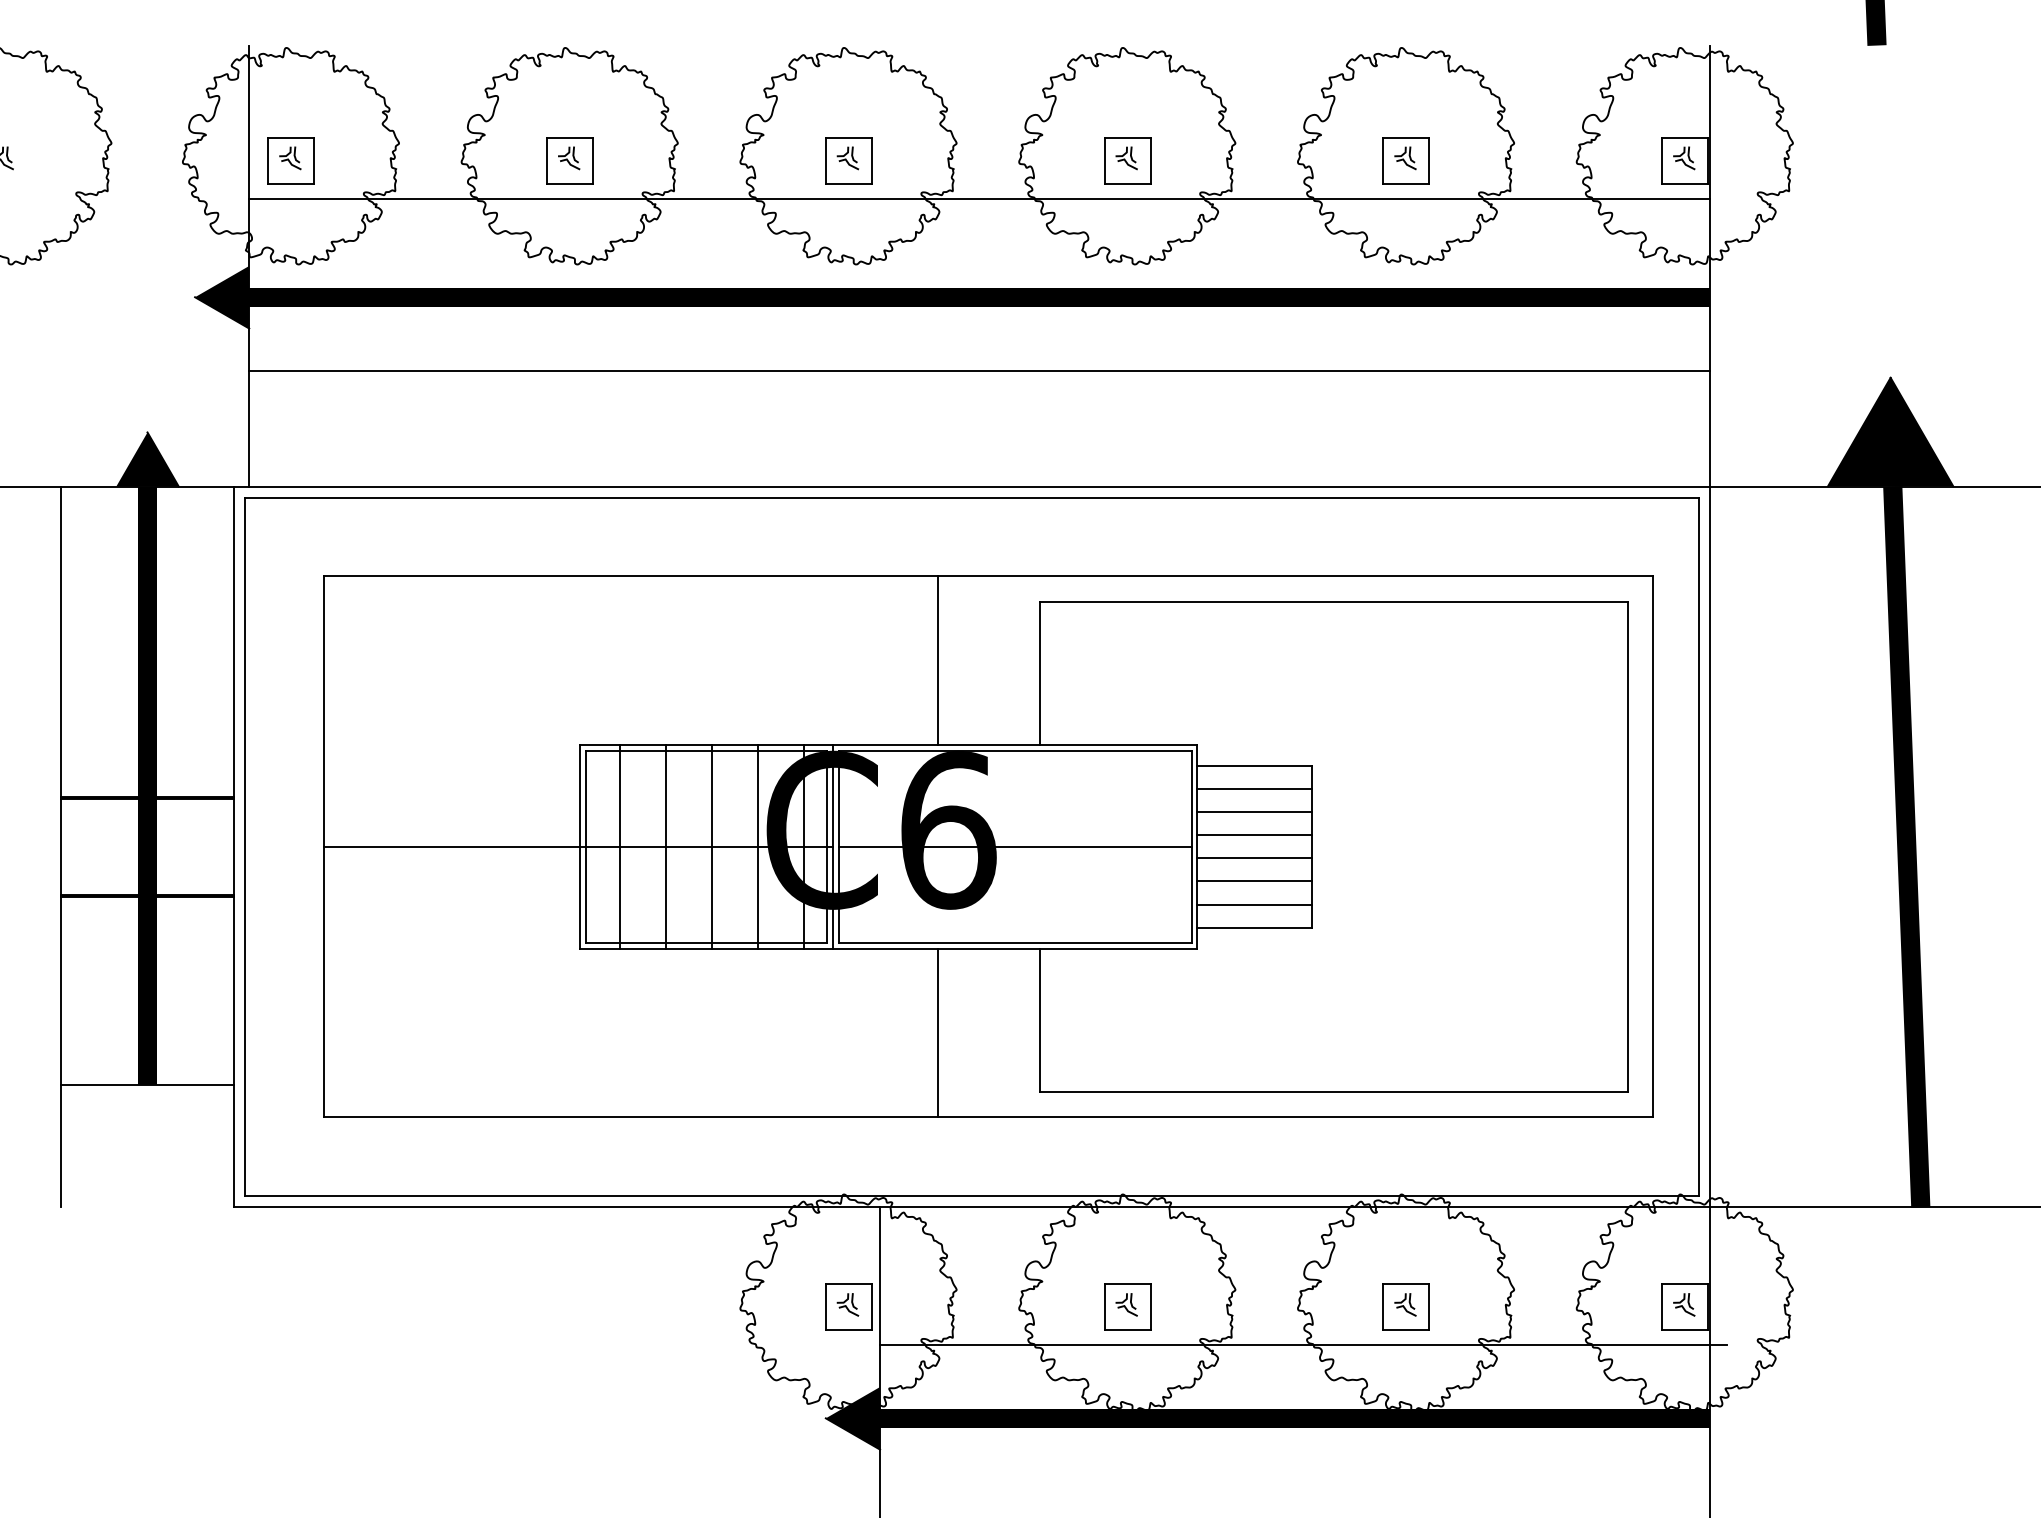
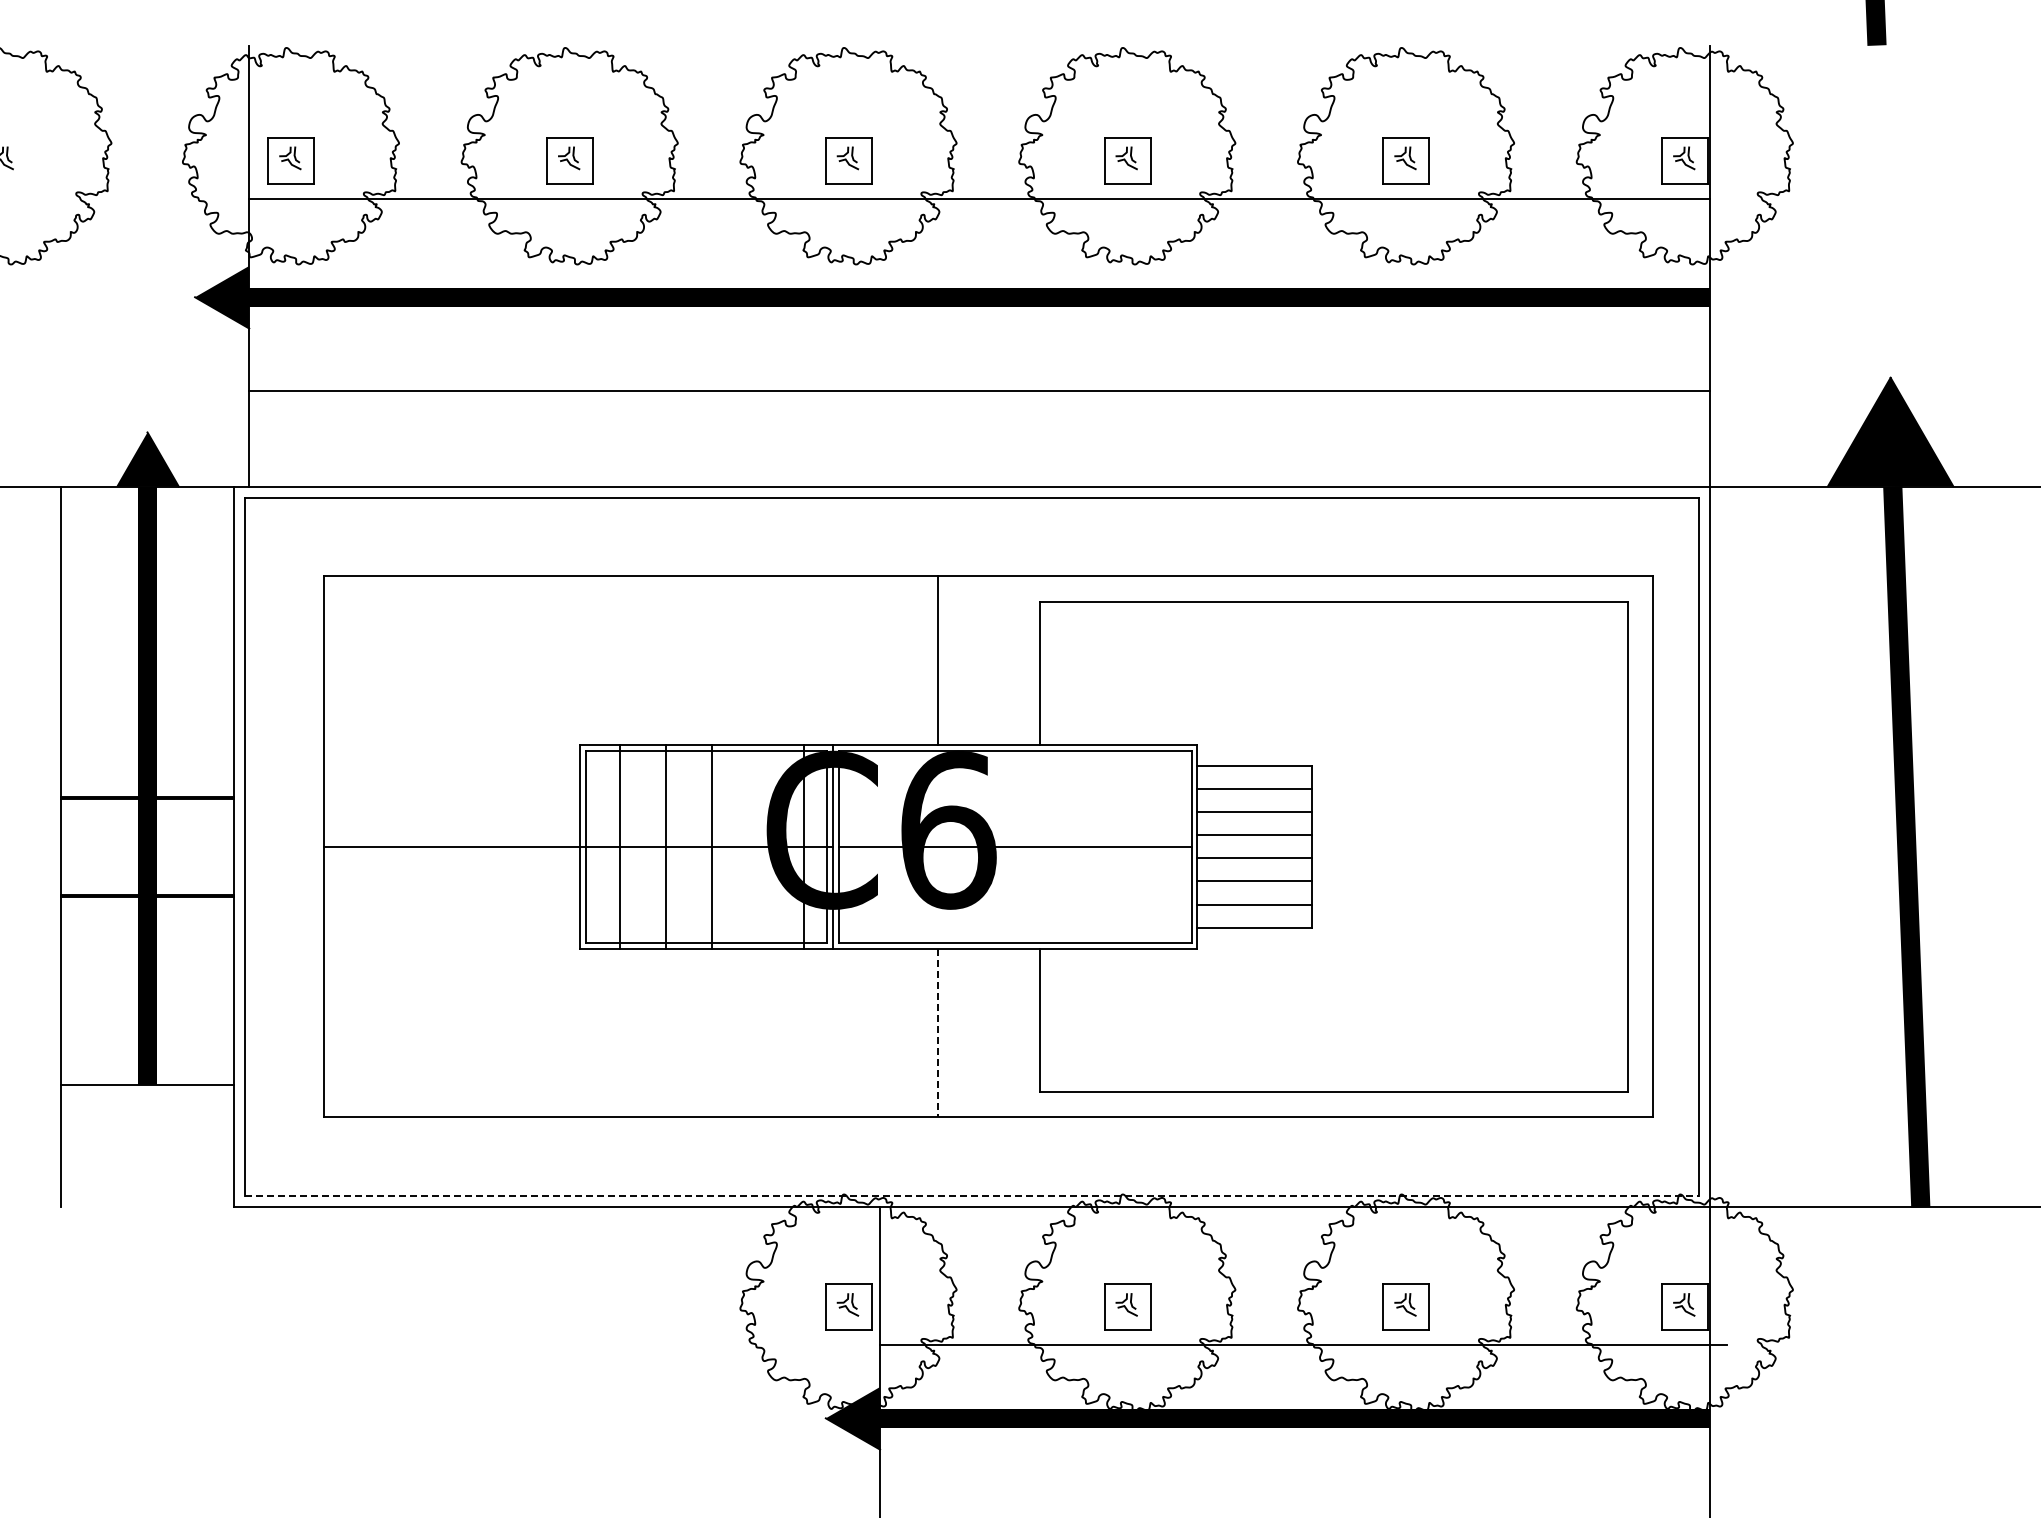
line position: (979, 371) -> (979, 391) (979, 391)
line: present -> none (758, 846)
line: solid -> dashed (937, 1033)
line: solid -> dashed (971, 1195)
